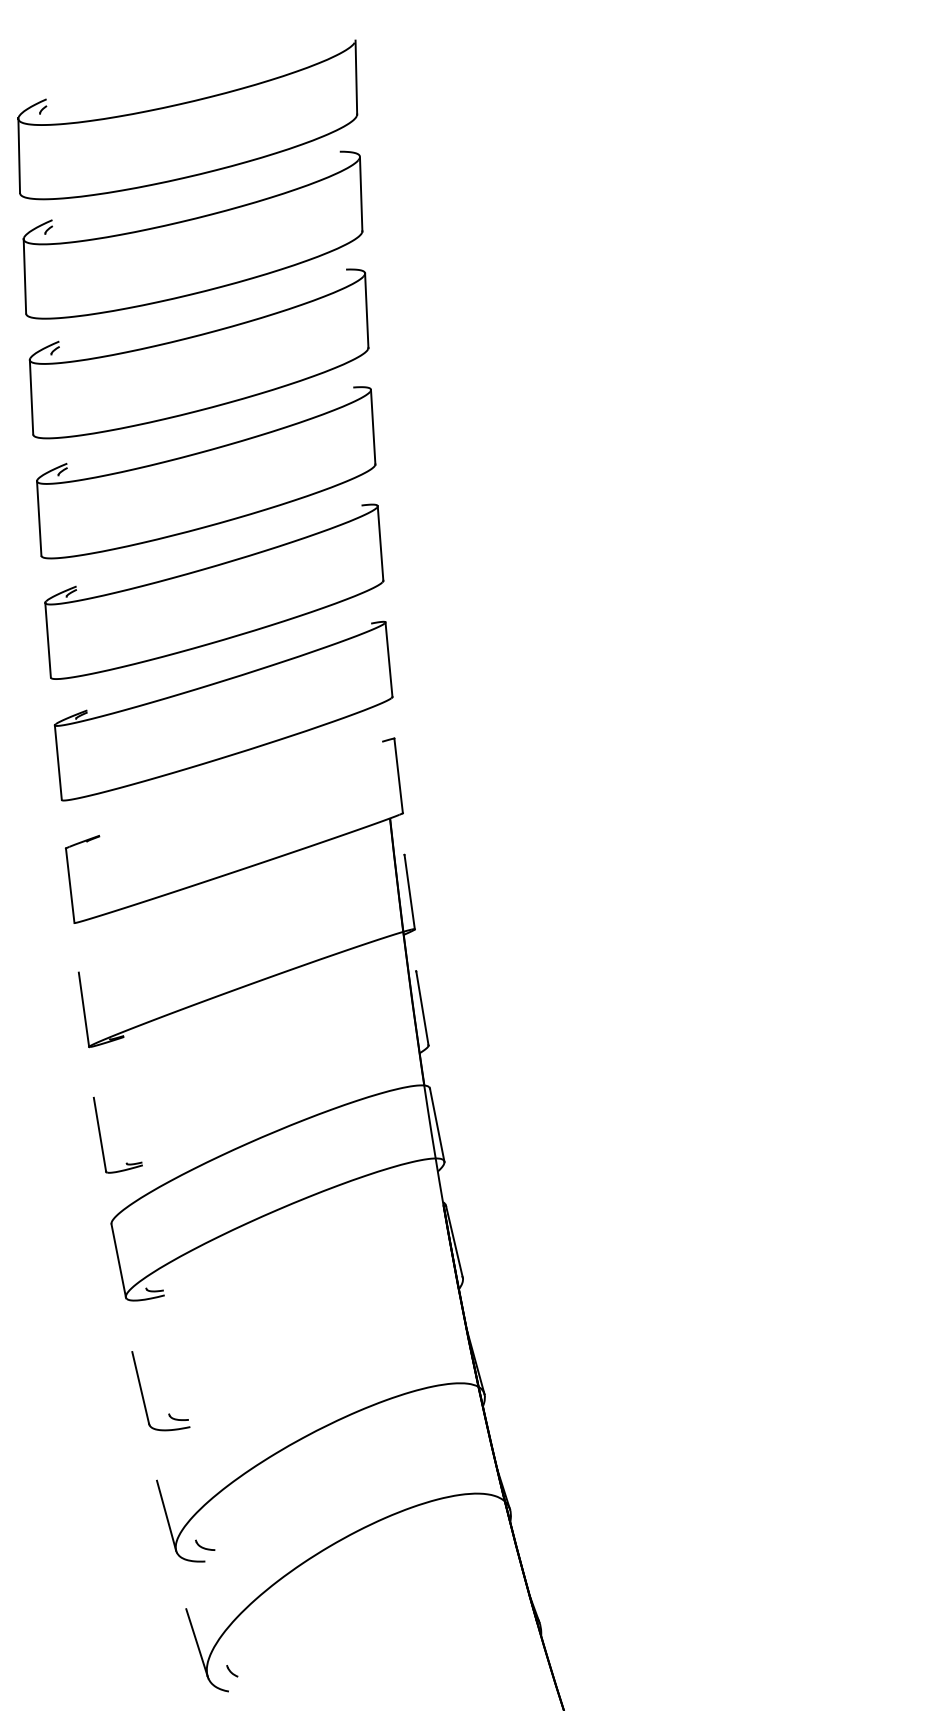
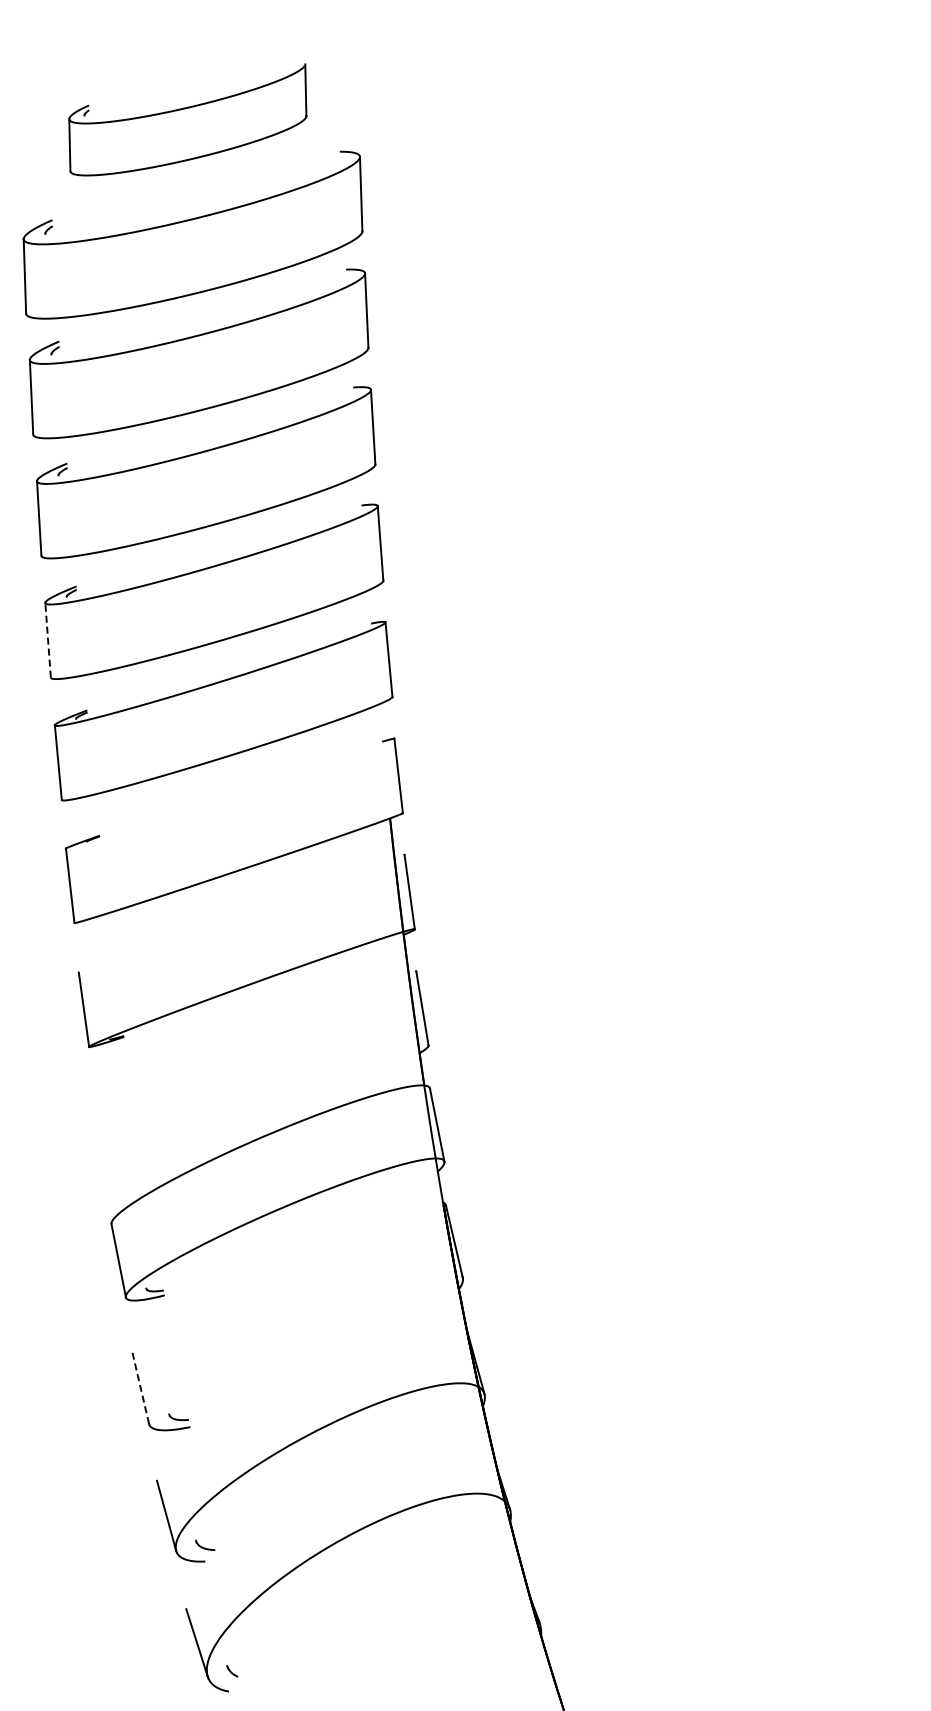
part size: 342x162 px -> 240x114 px (187, 119)
line: solid -> dashed (48, 639)
part: present -> none (101, 1136)
line: solid -> dashed (140, 1387)
